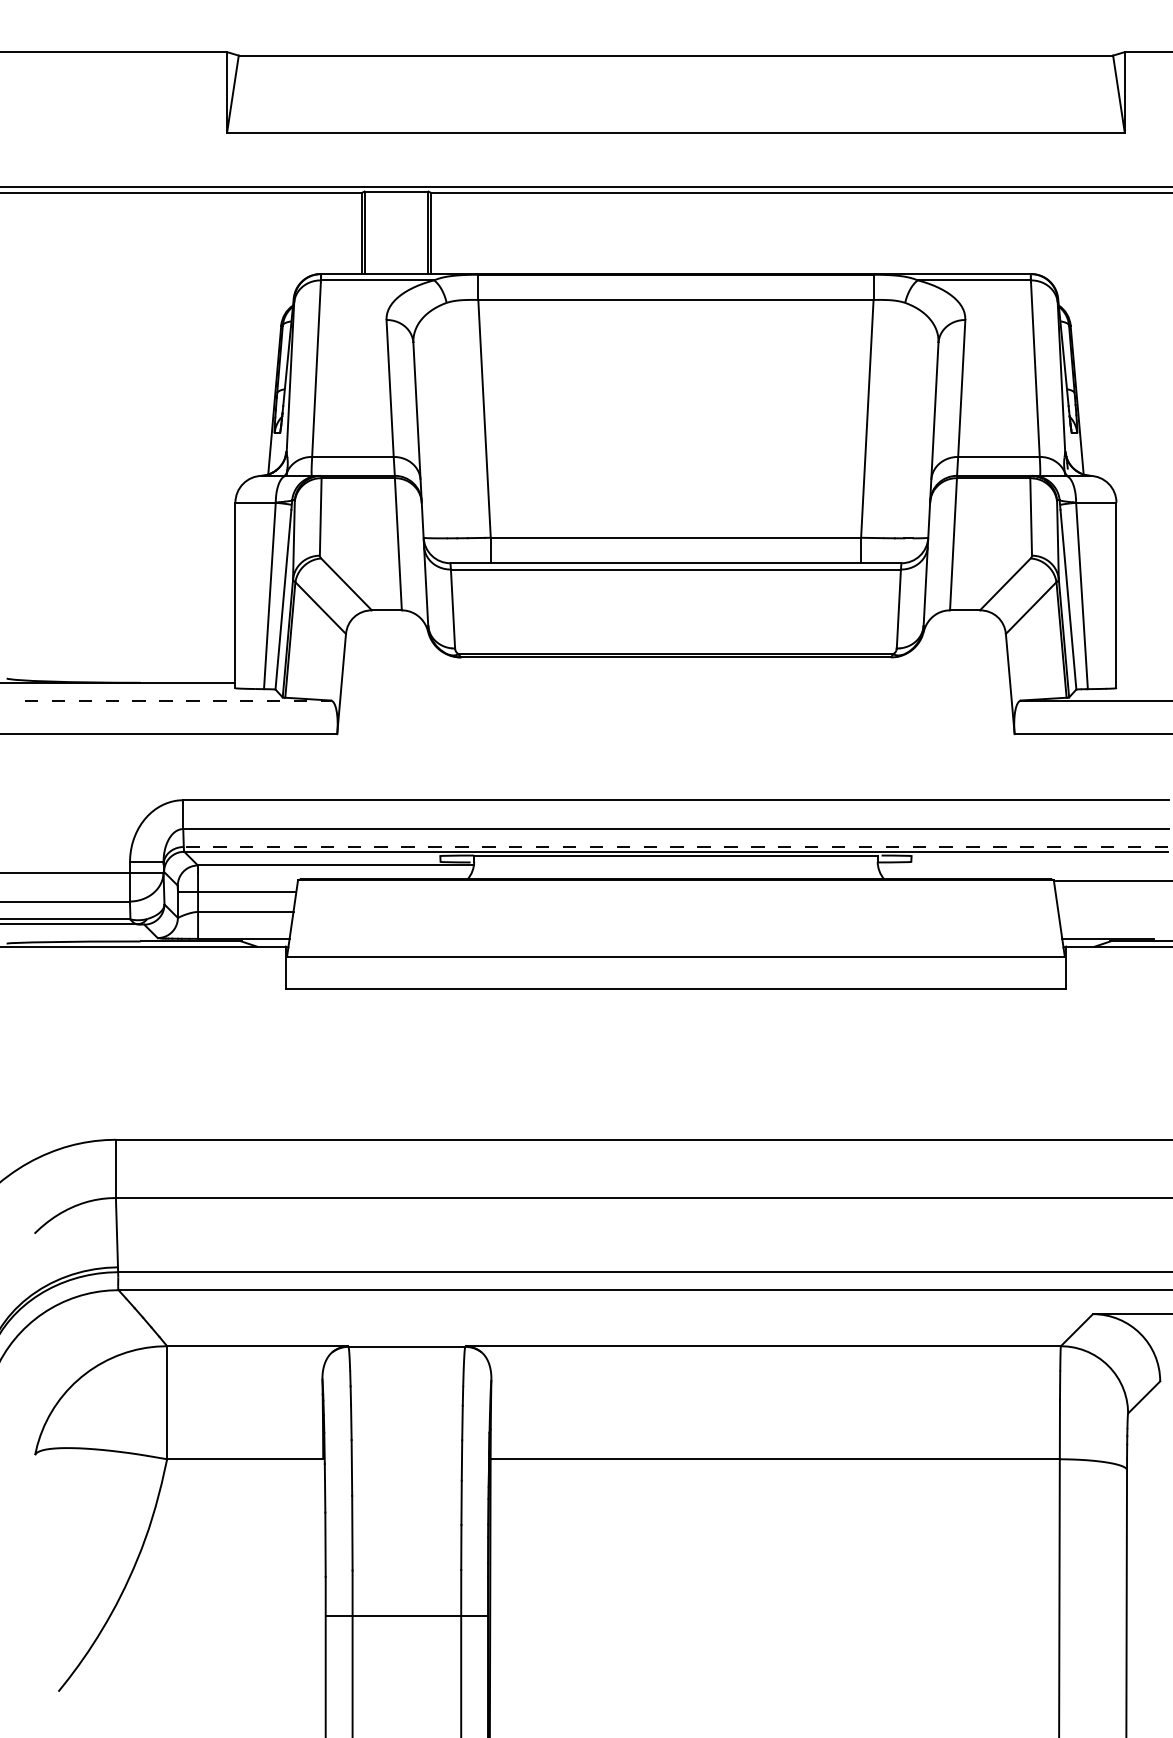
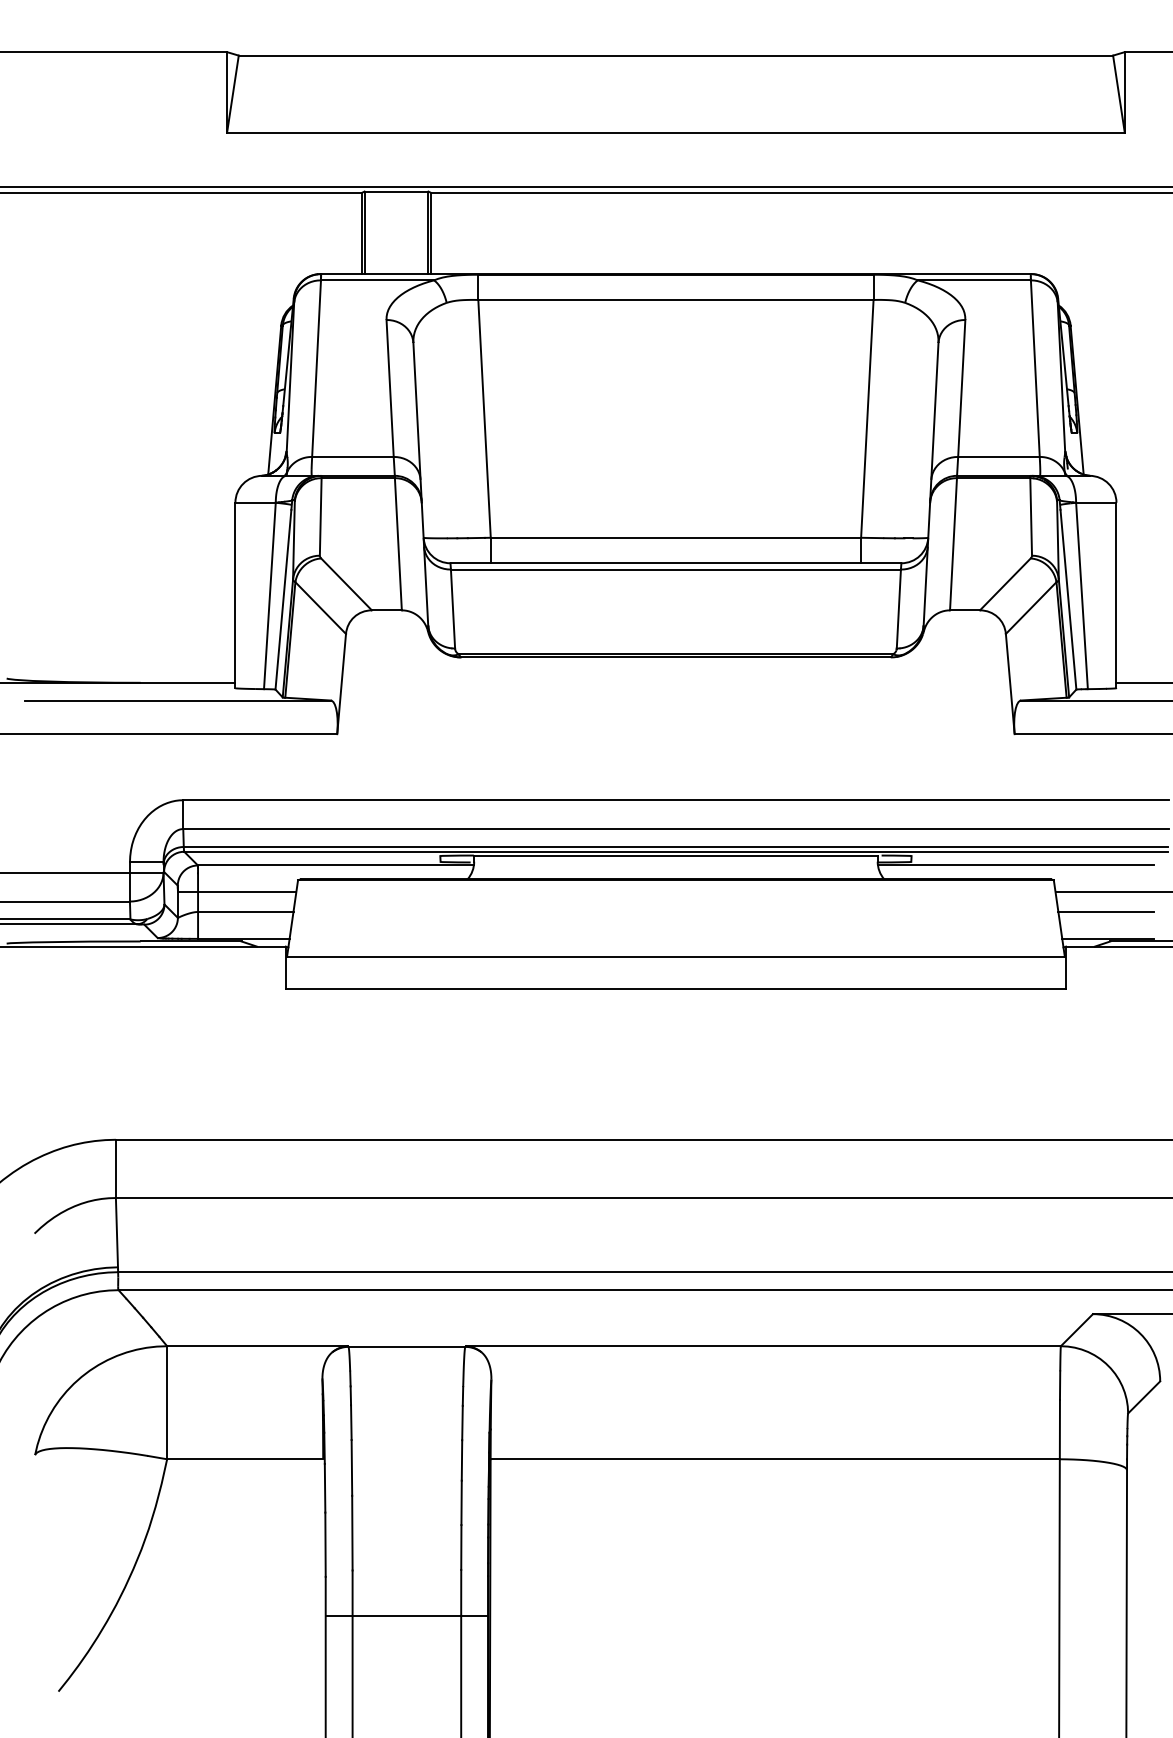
line: none -> present (1142, 682)
line: dashed -> solid (177, 700)
line: dashed -> solid (675, 846)
line: none -> present (1015, 865)
line position: (1112, 881) -> (1112, 892) (1112, 892)
line: none -> present (1105, 911)
